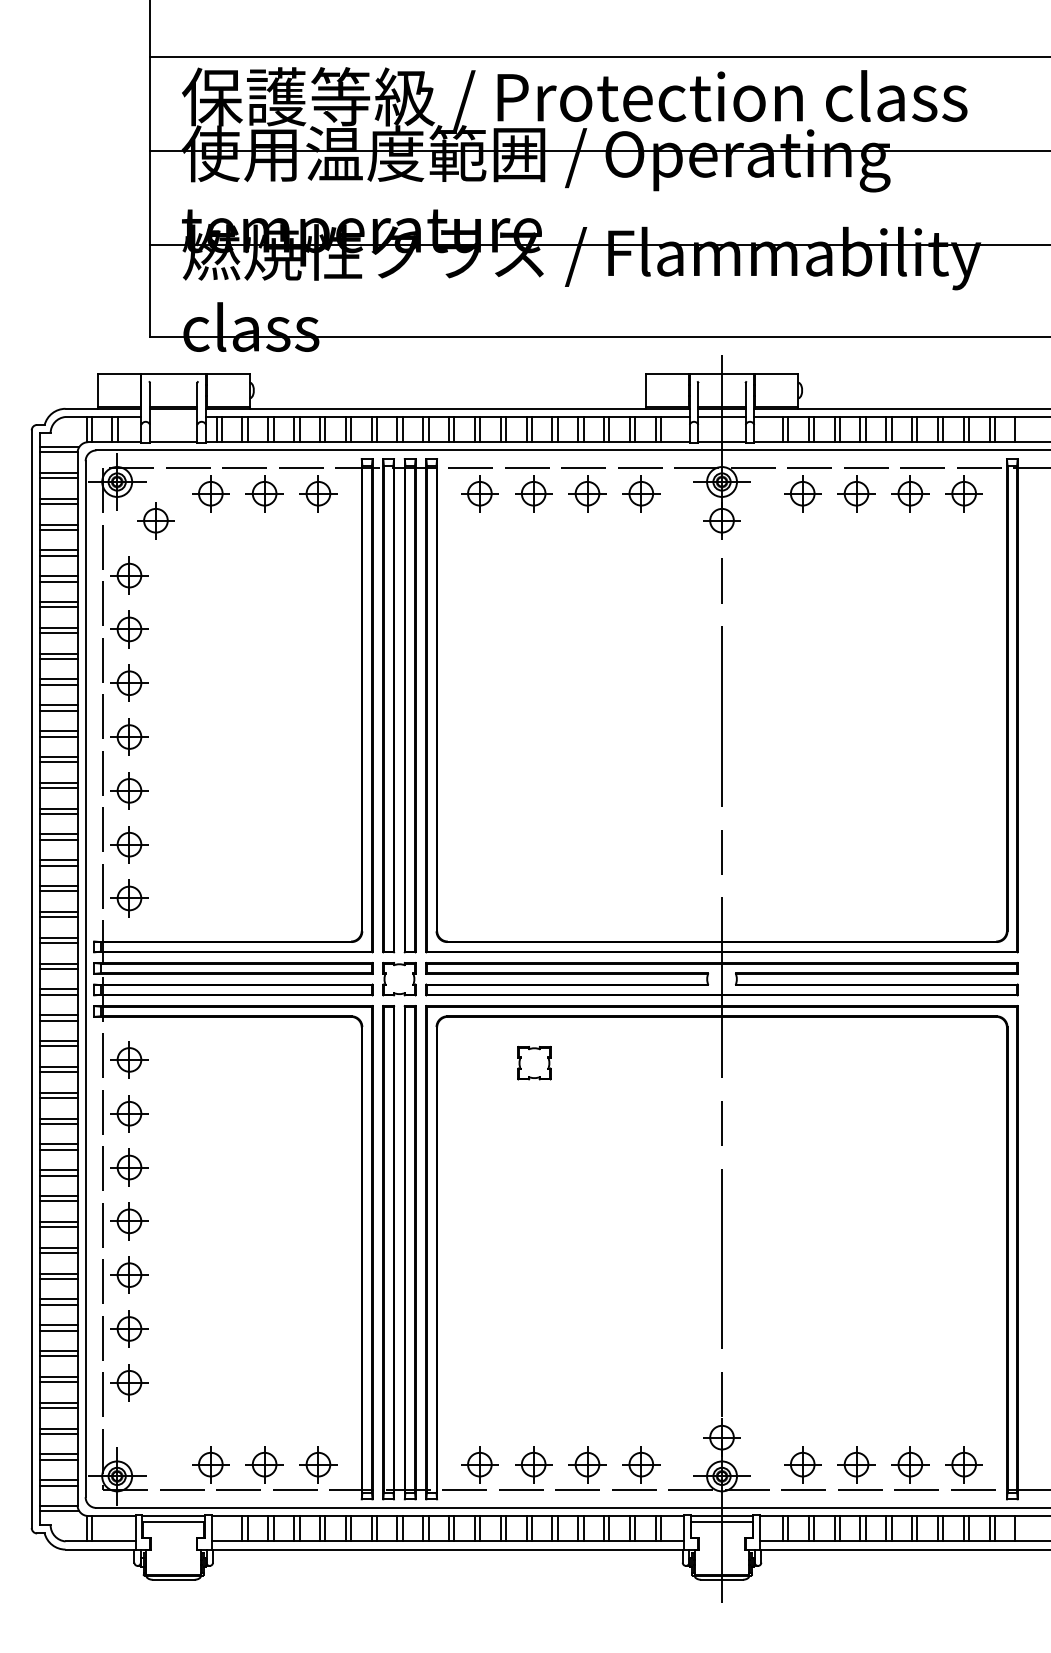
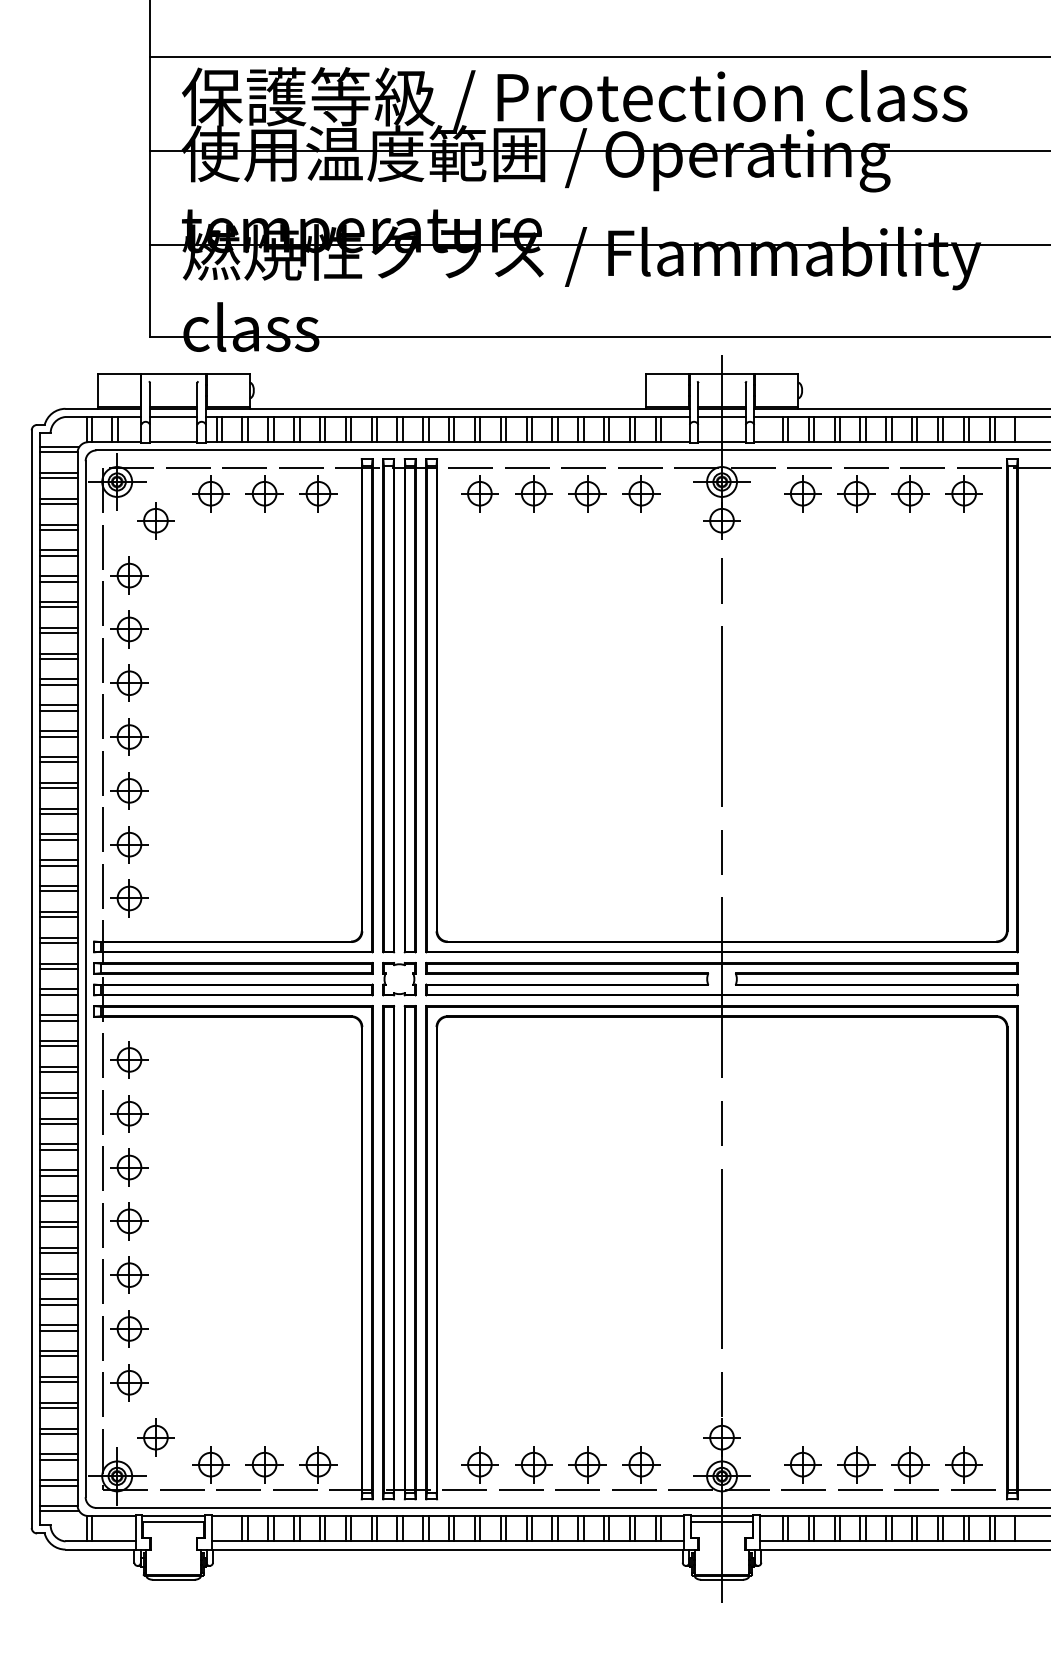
line: none -> present (173, 417)
part: present -> none (534, 1063)
part: none -> present (155, 1437)
